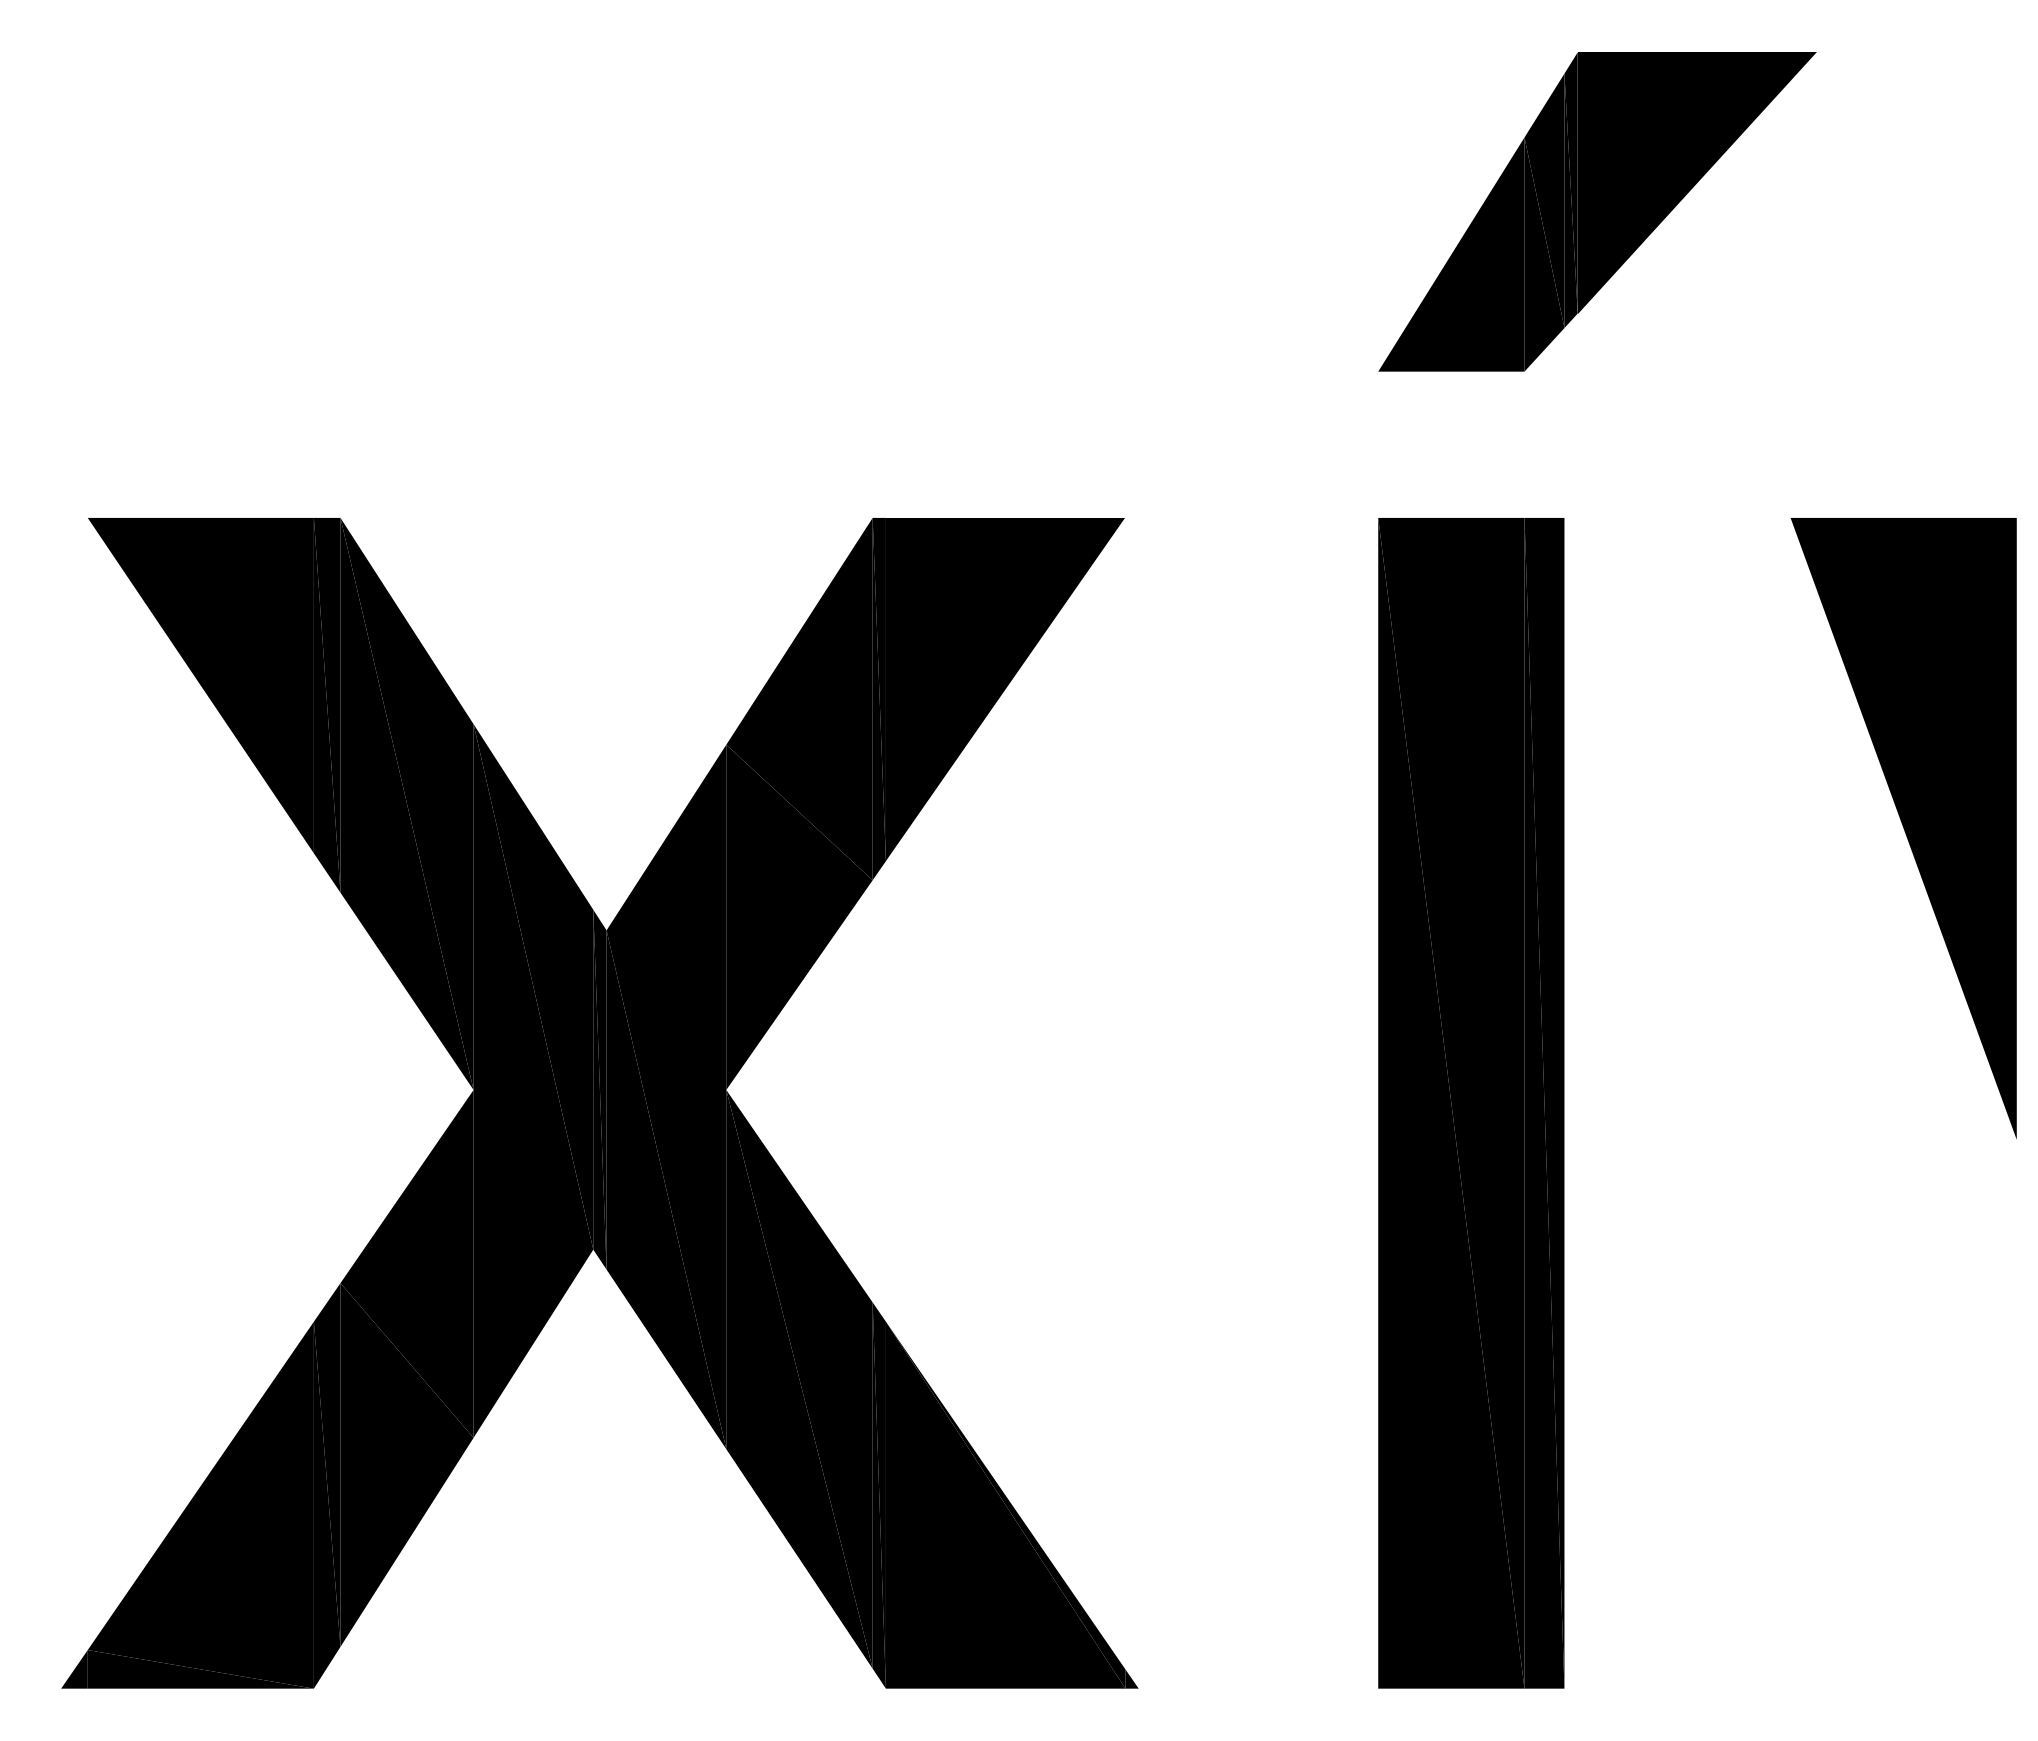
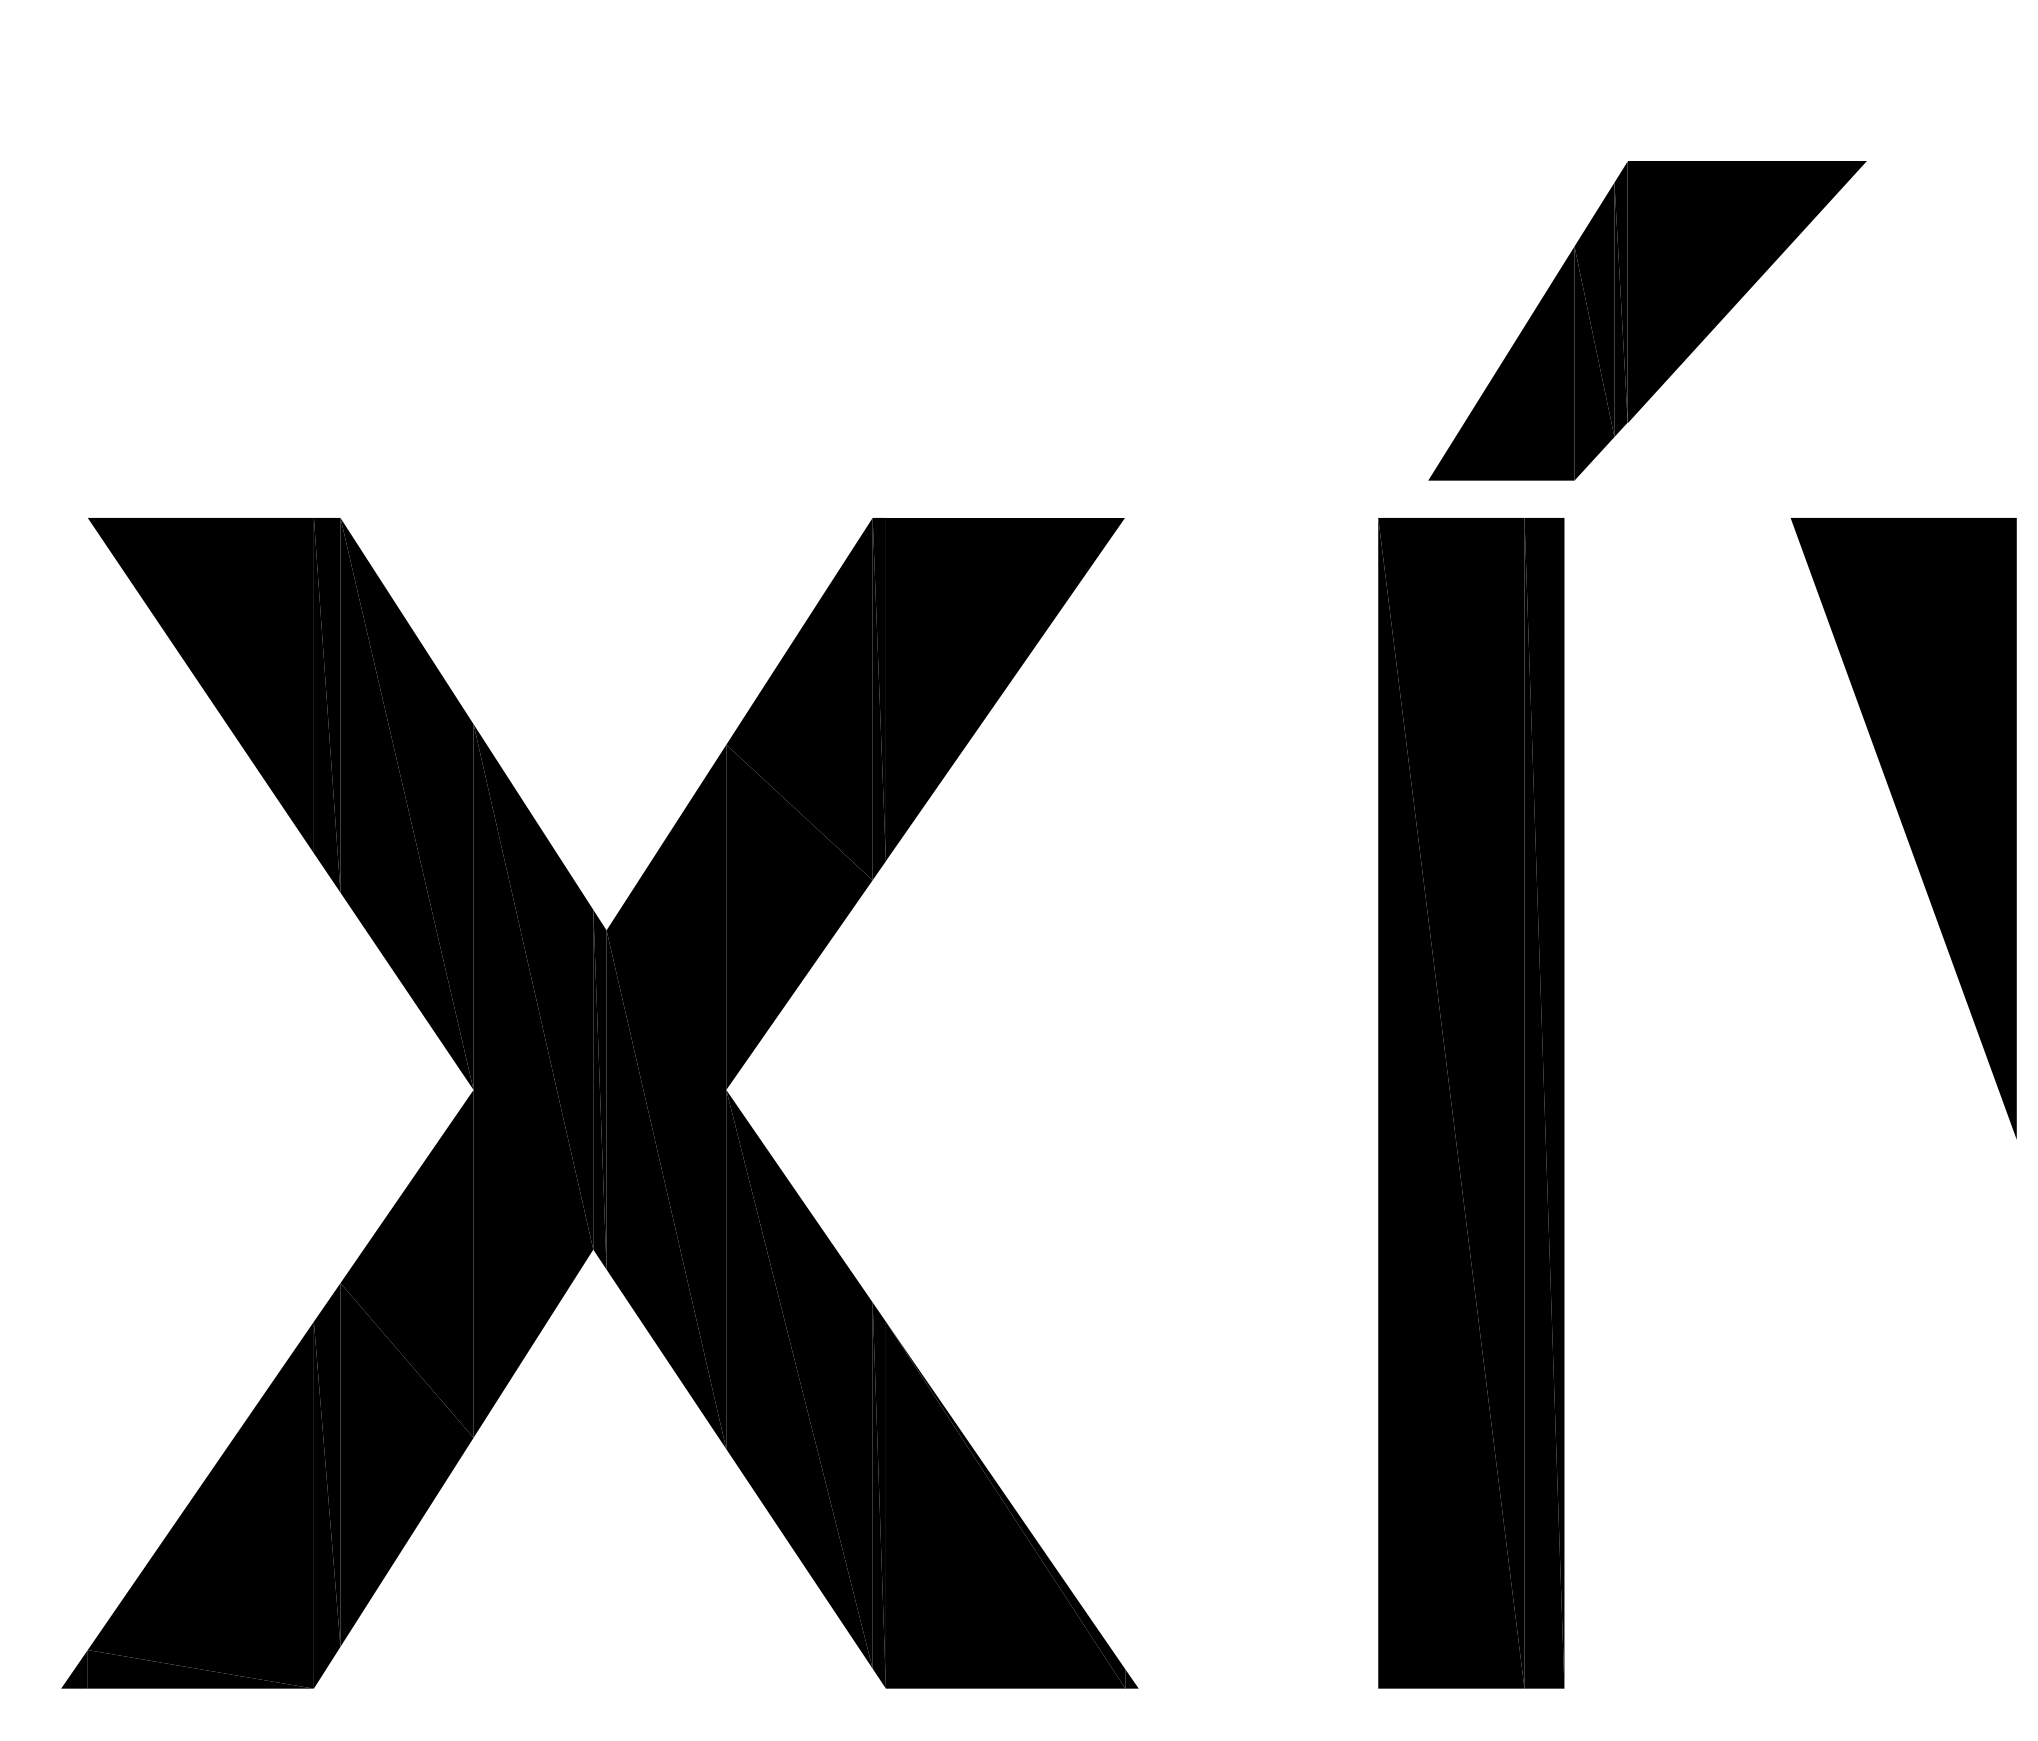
part position: (1597, 211) -> (1647, 320) (1647, 320)
